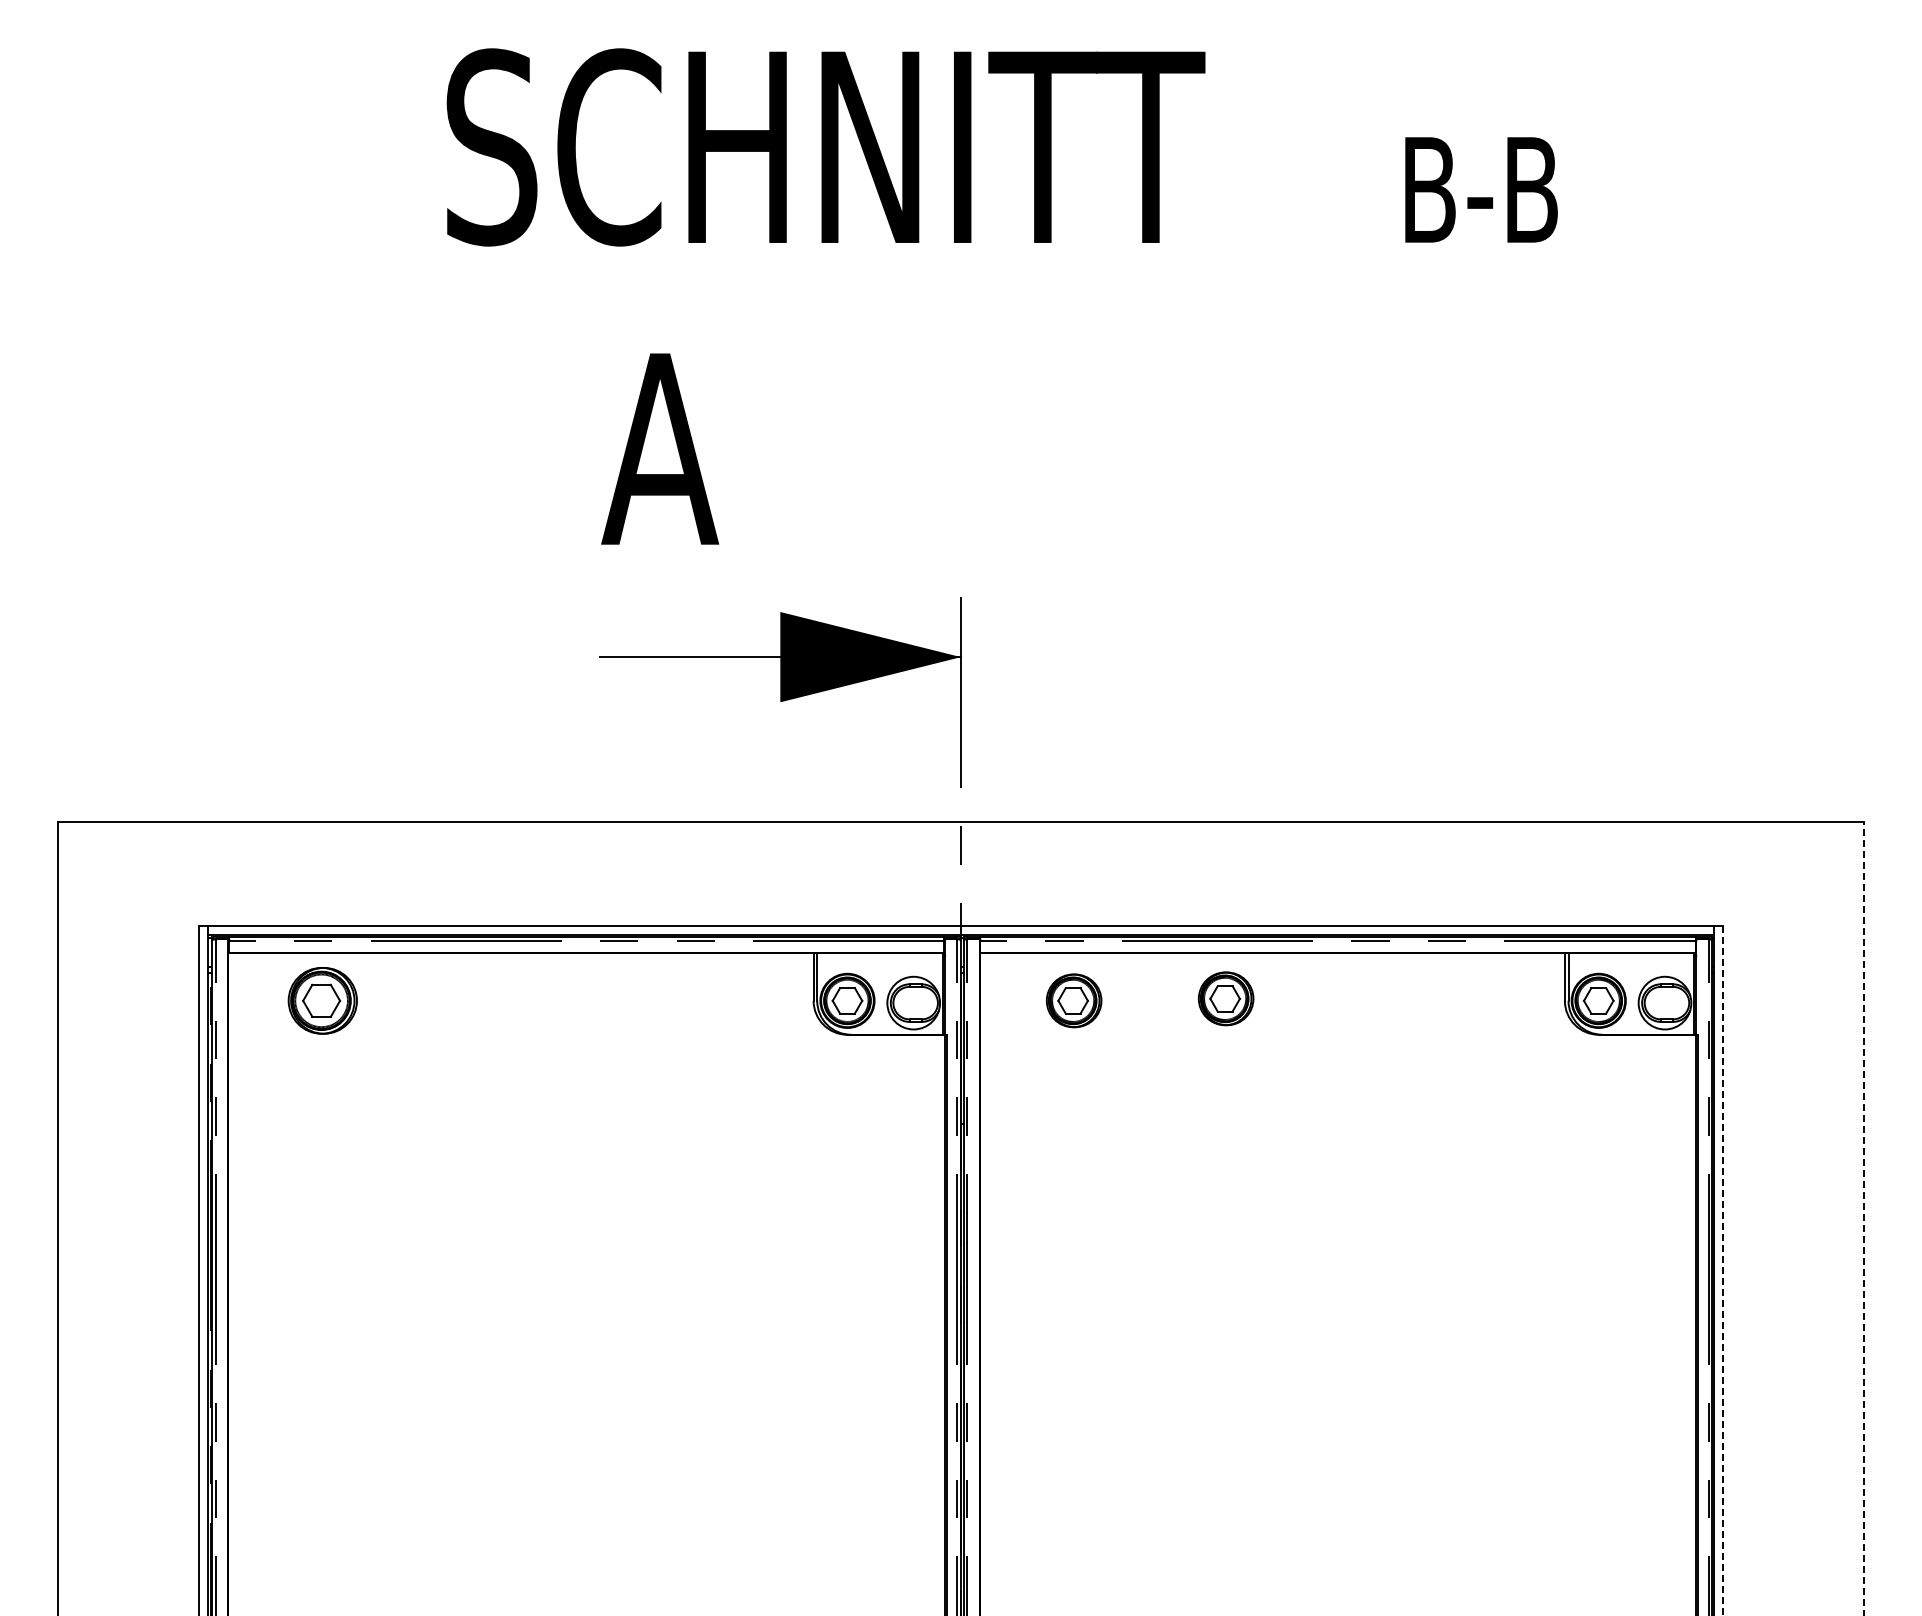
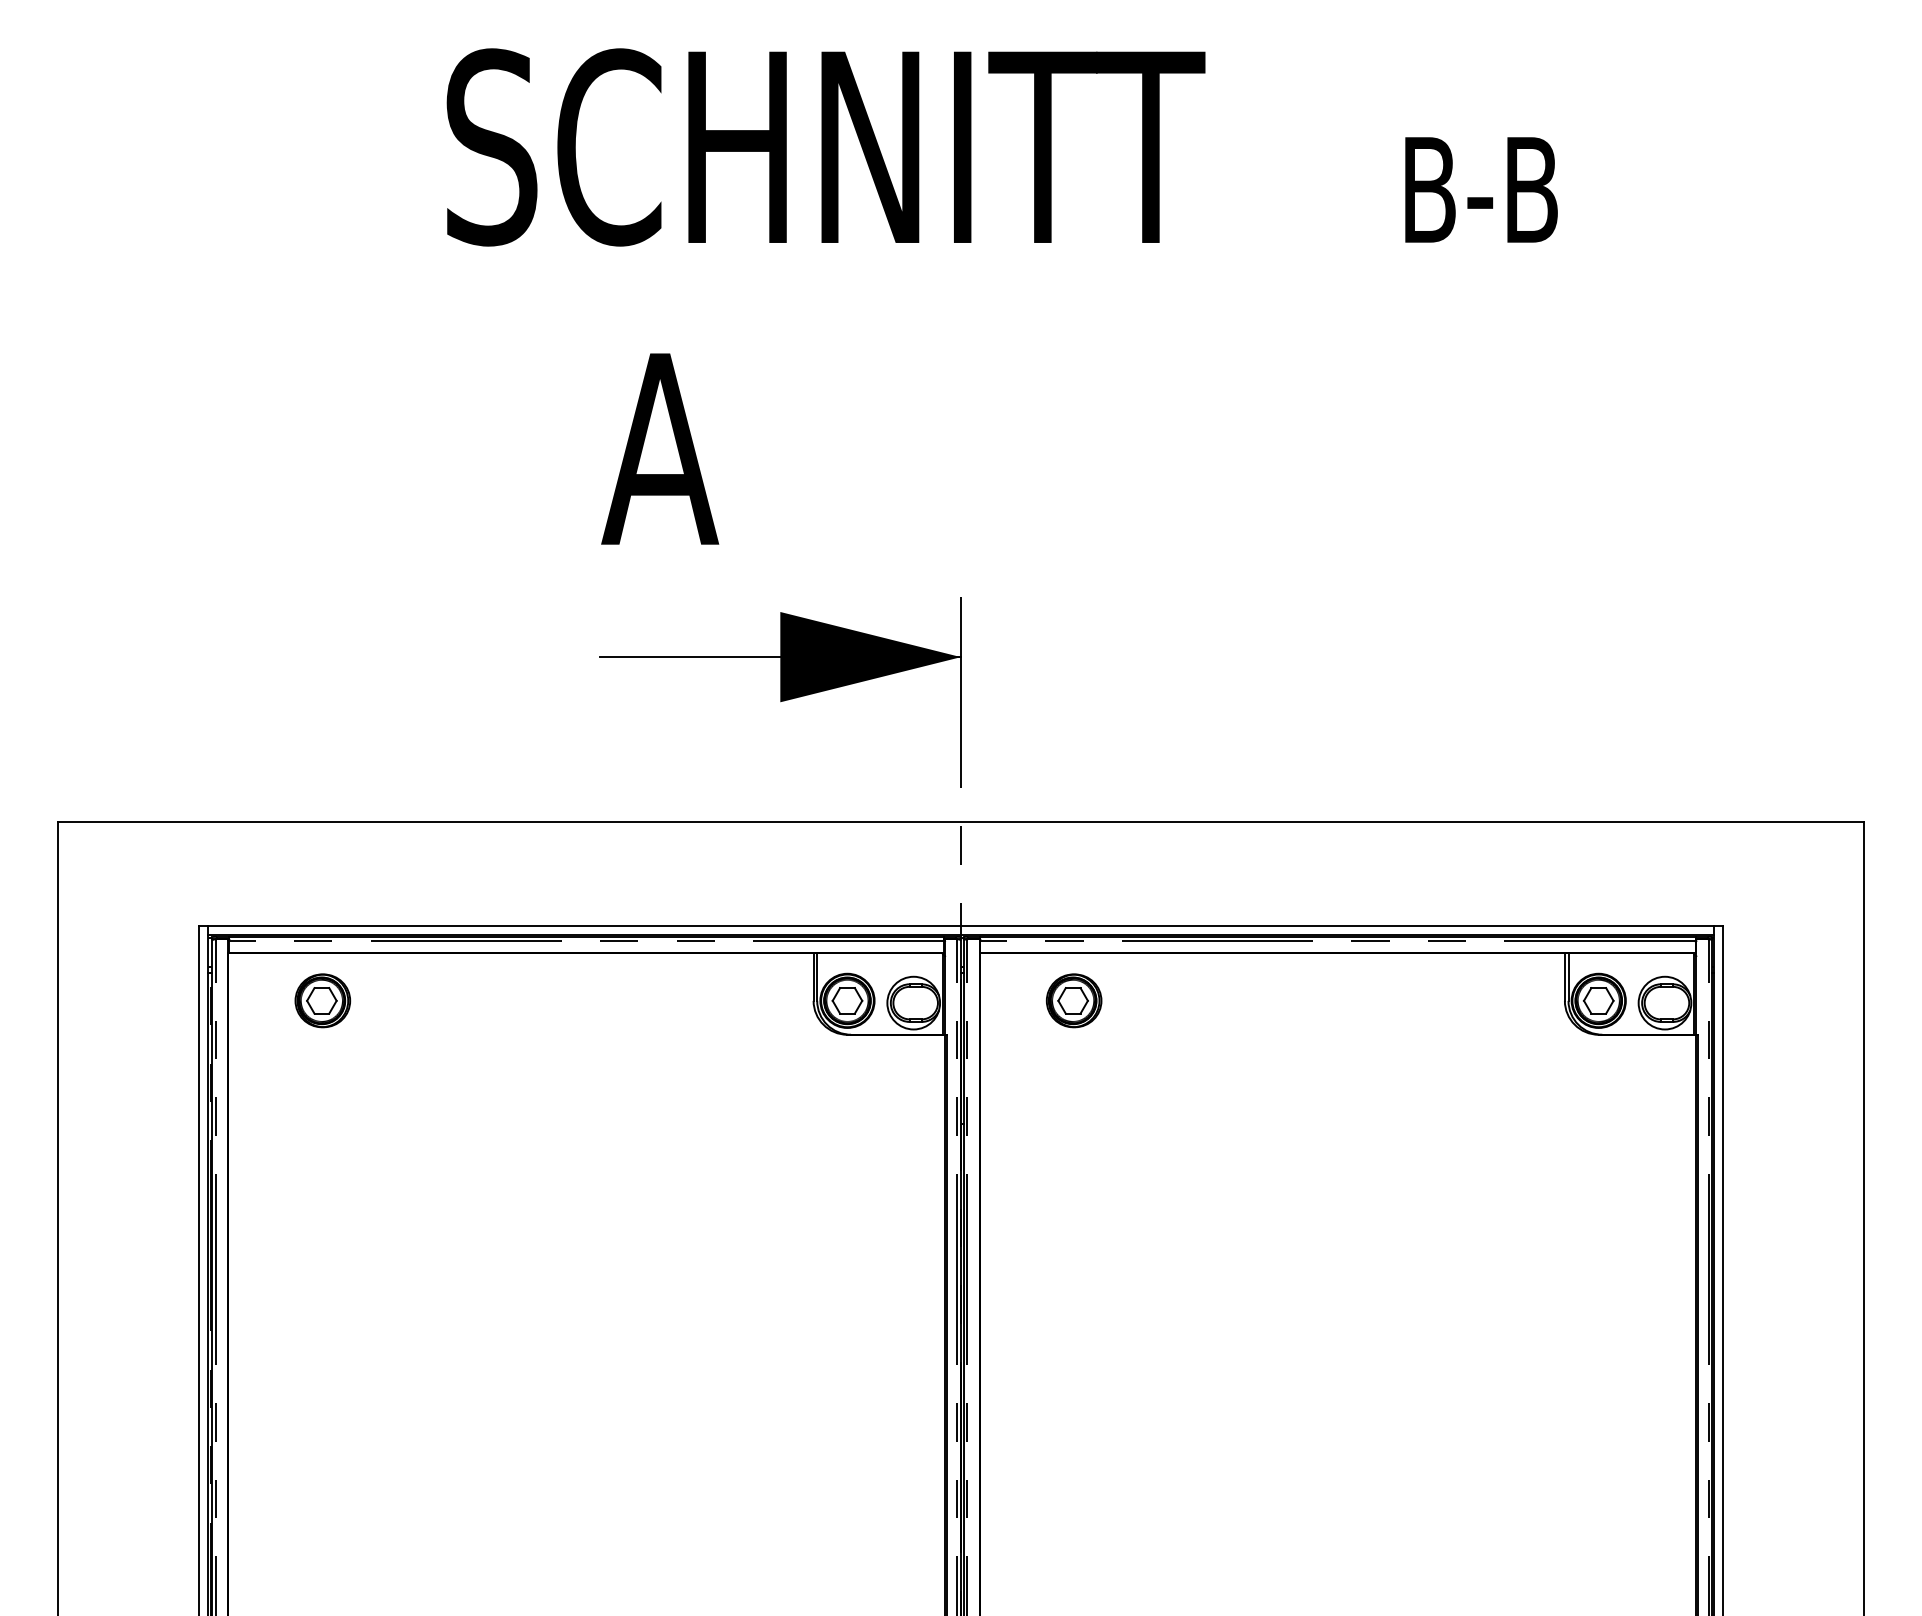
part: present -> none (1225, 998)
part size: 71x68 px -> 58x56 px (322, 1000)
line: dashed -> solid (1864, 1218)
line: dashed -> solid (1722, 1271)
